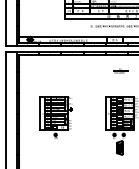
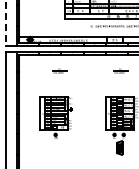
line: solid -> dashed (5, 23)
part: none -> present (59, 70)
